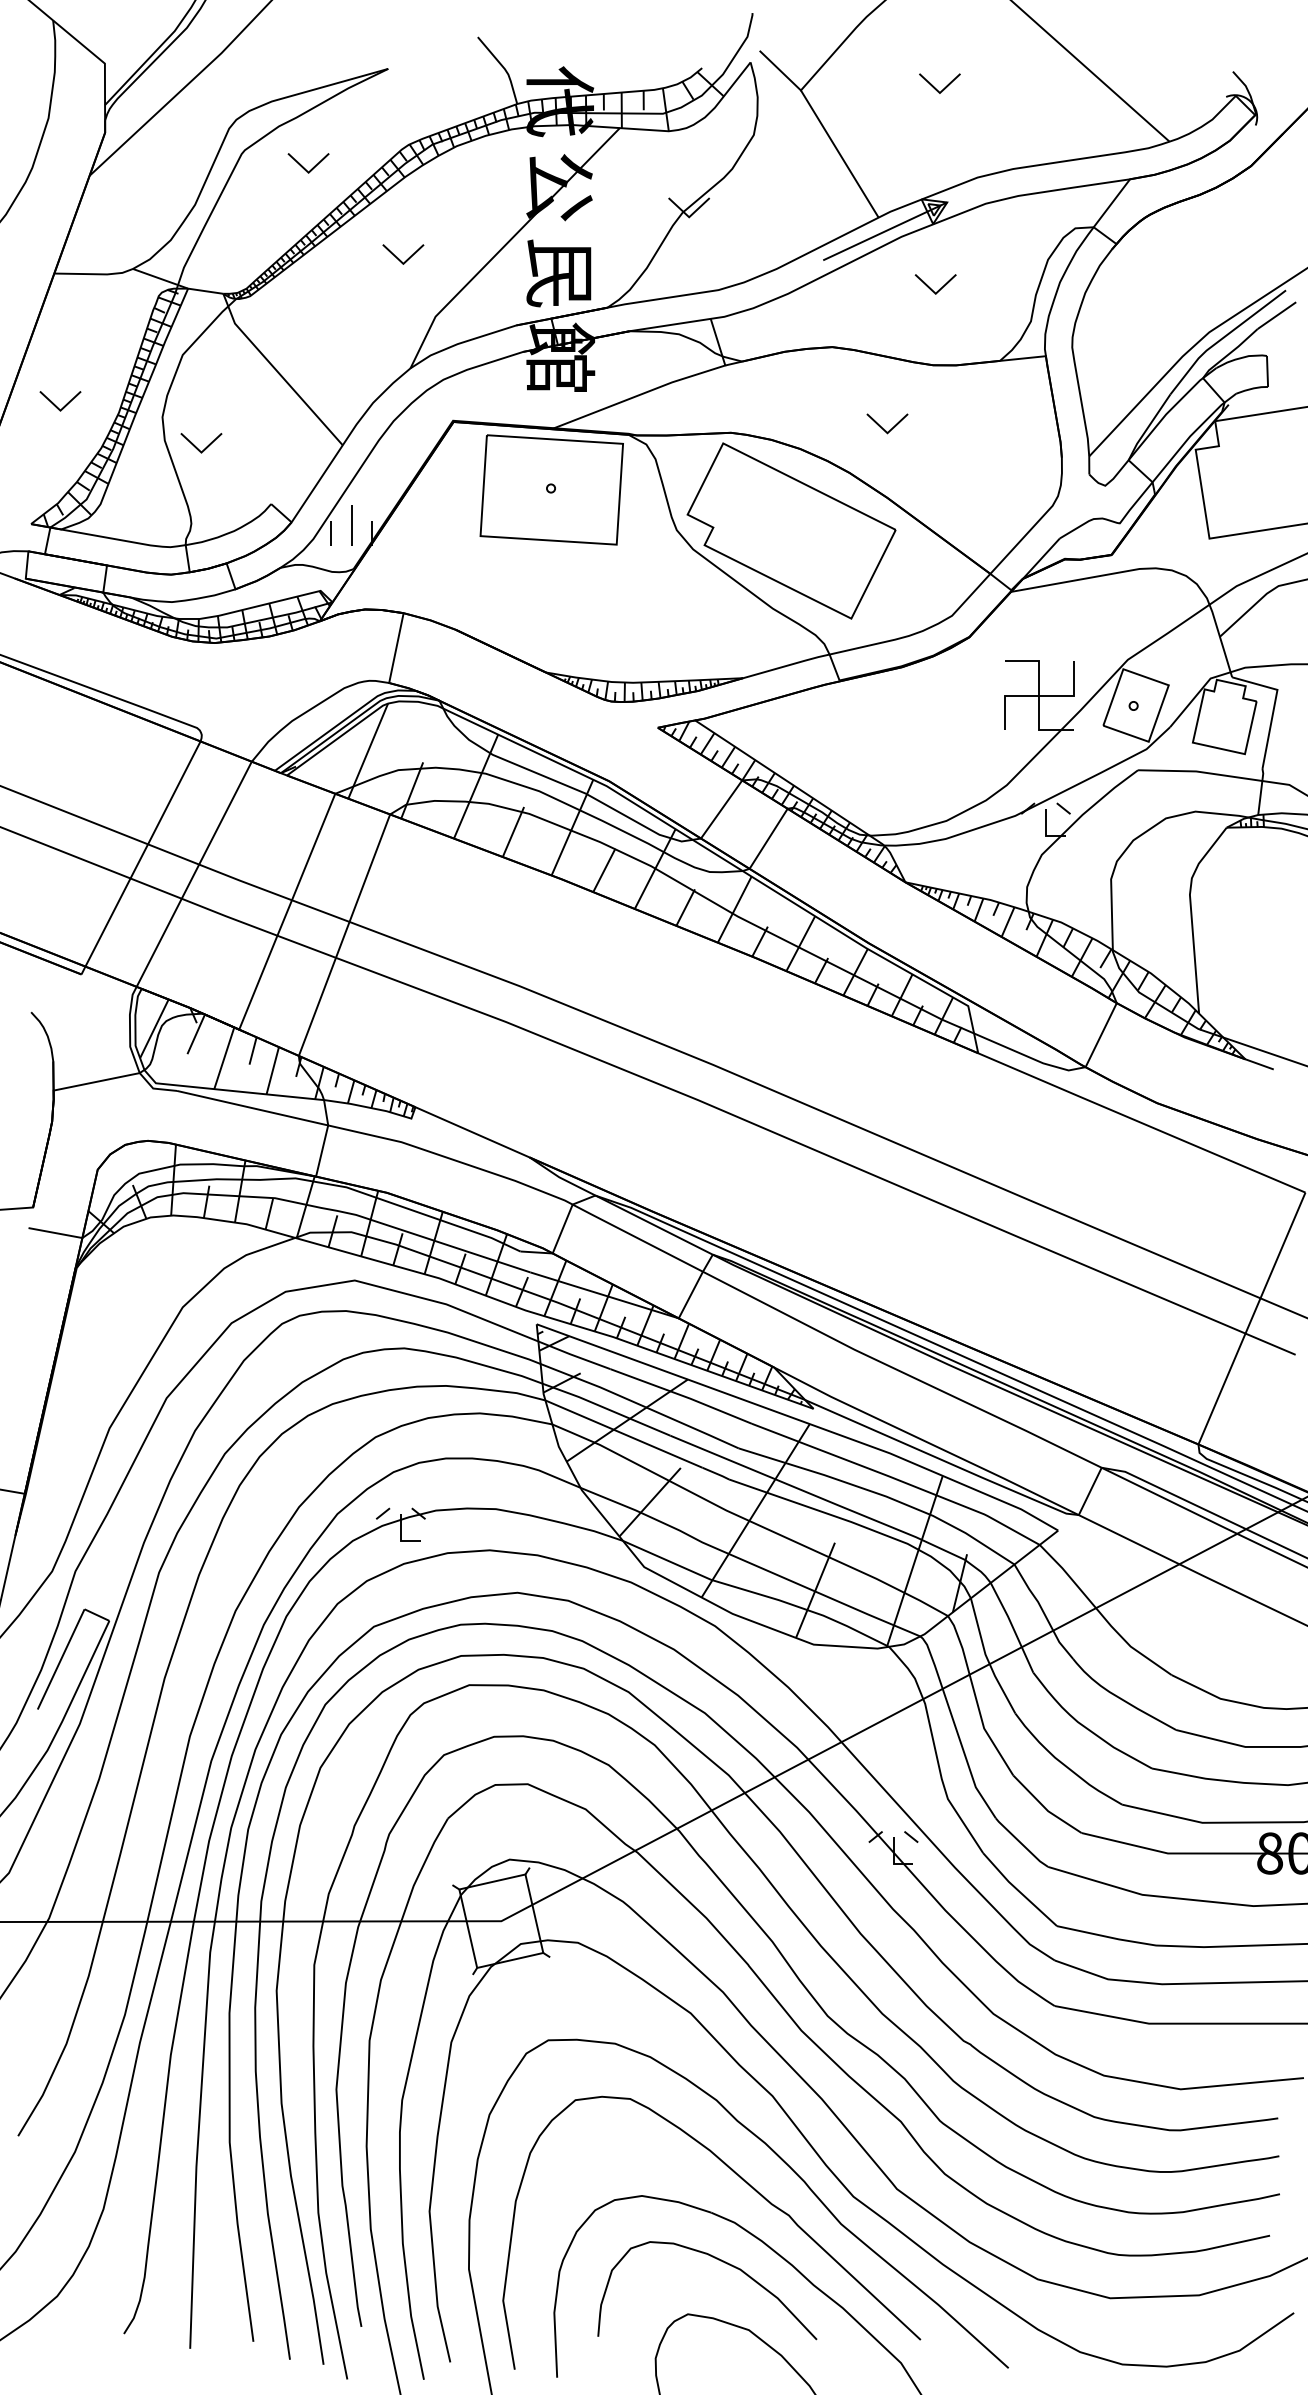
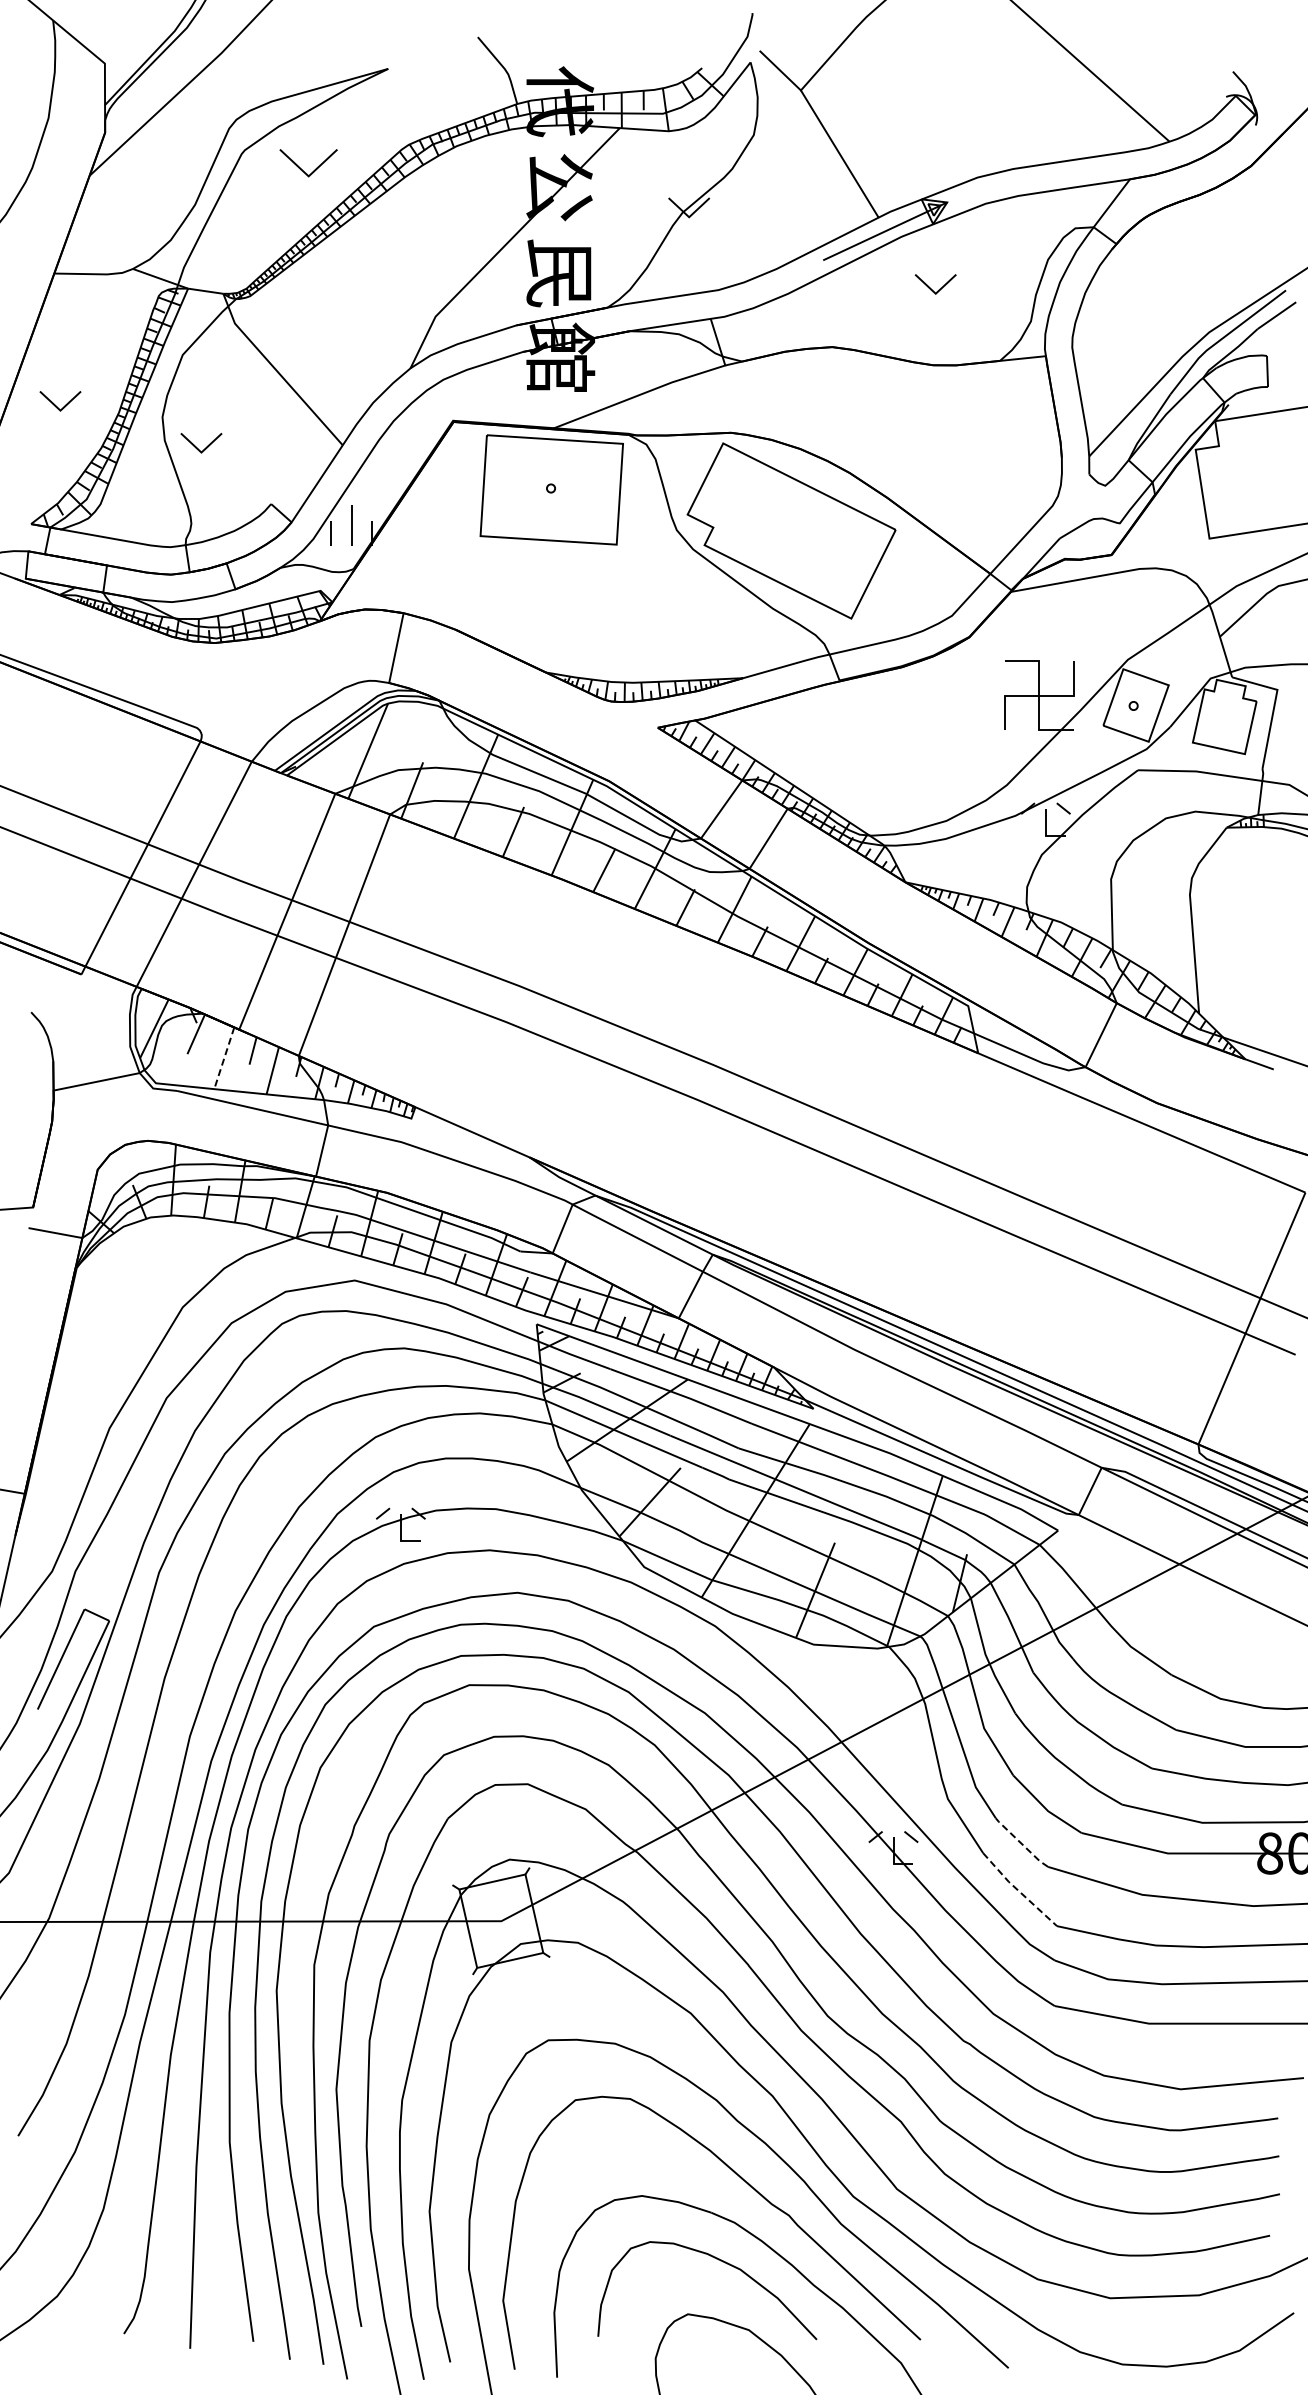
part: present -> none (939, 83)
part size: 43x21 px -> 59x29 px (308, 163)
part: present -> none (403, 254)
part: present -> none (885, 429)
line: solid -> dashed (224, 1058)
line: solid -> dashed (1020, 1842)
line: solid -> dashed (1018, 1890)
